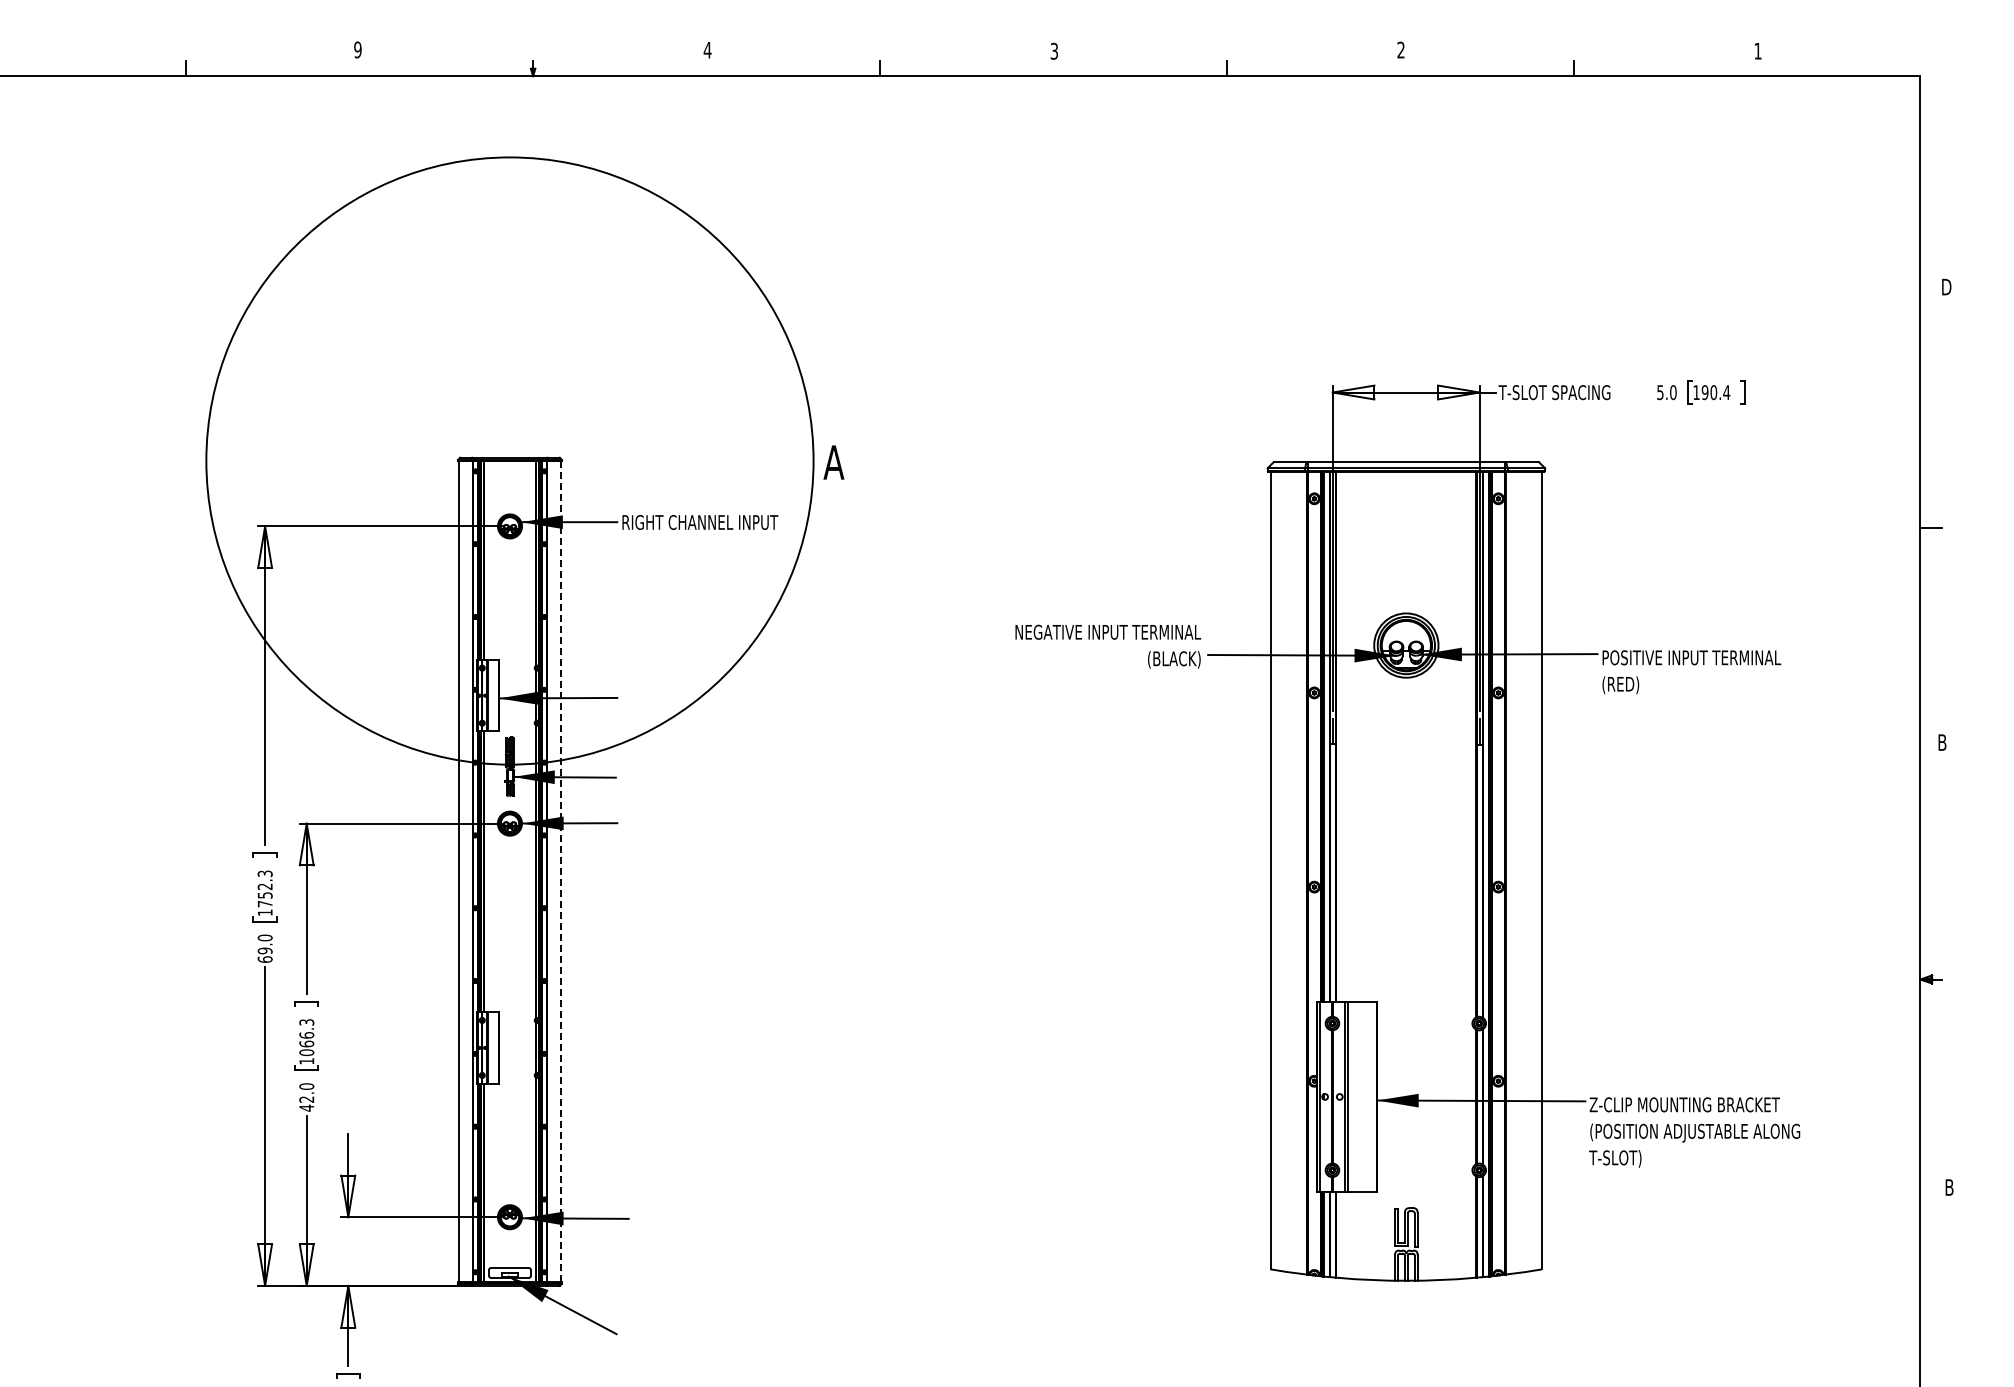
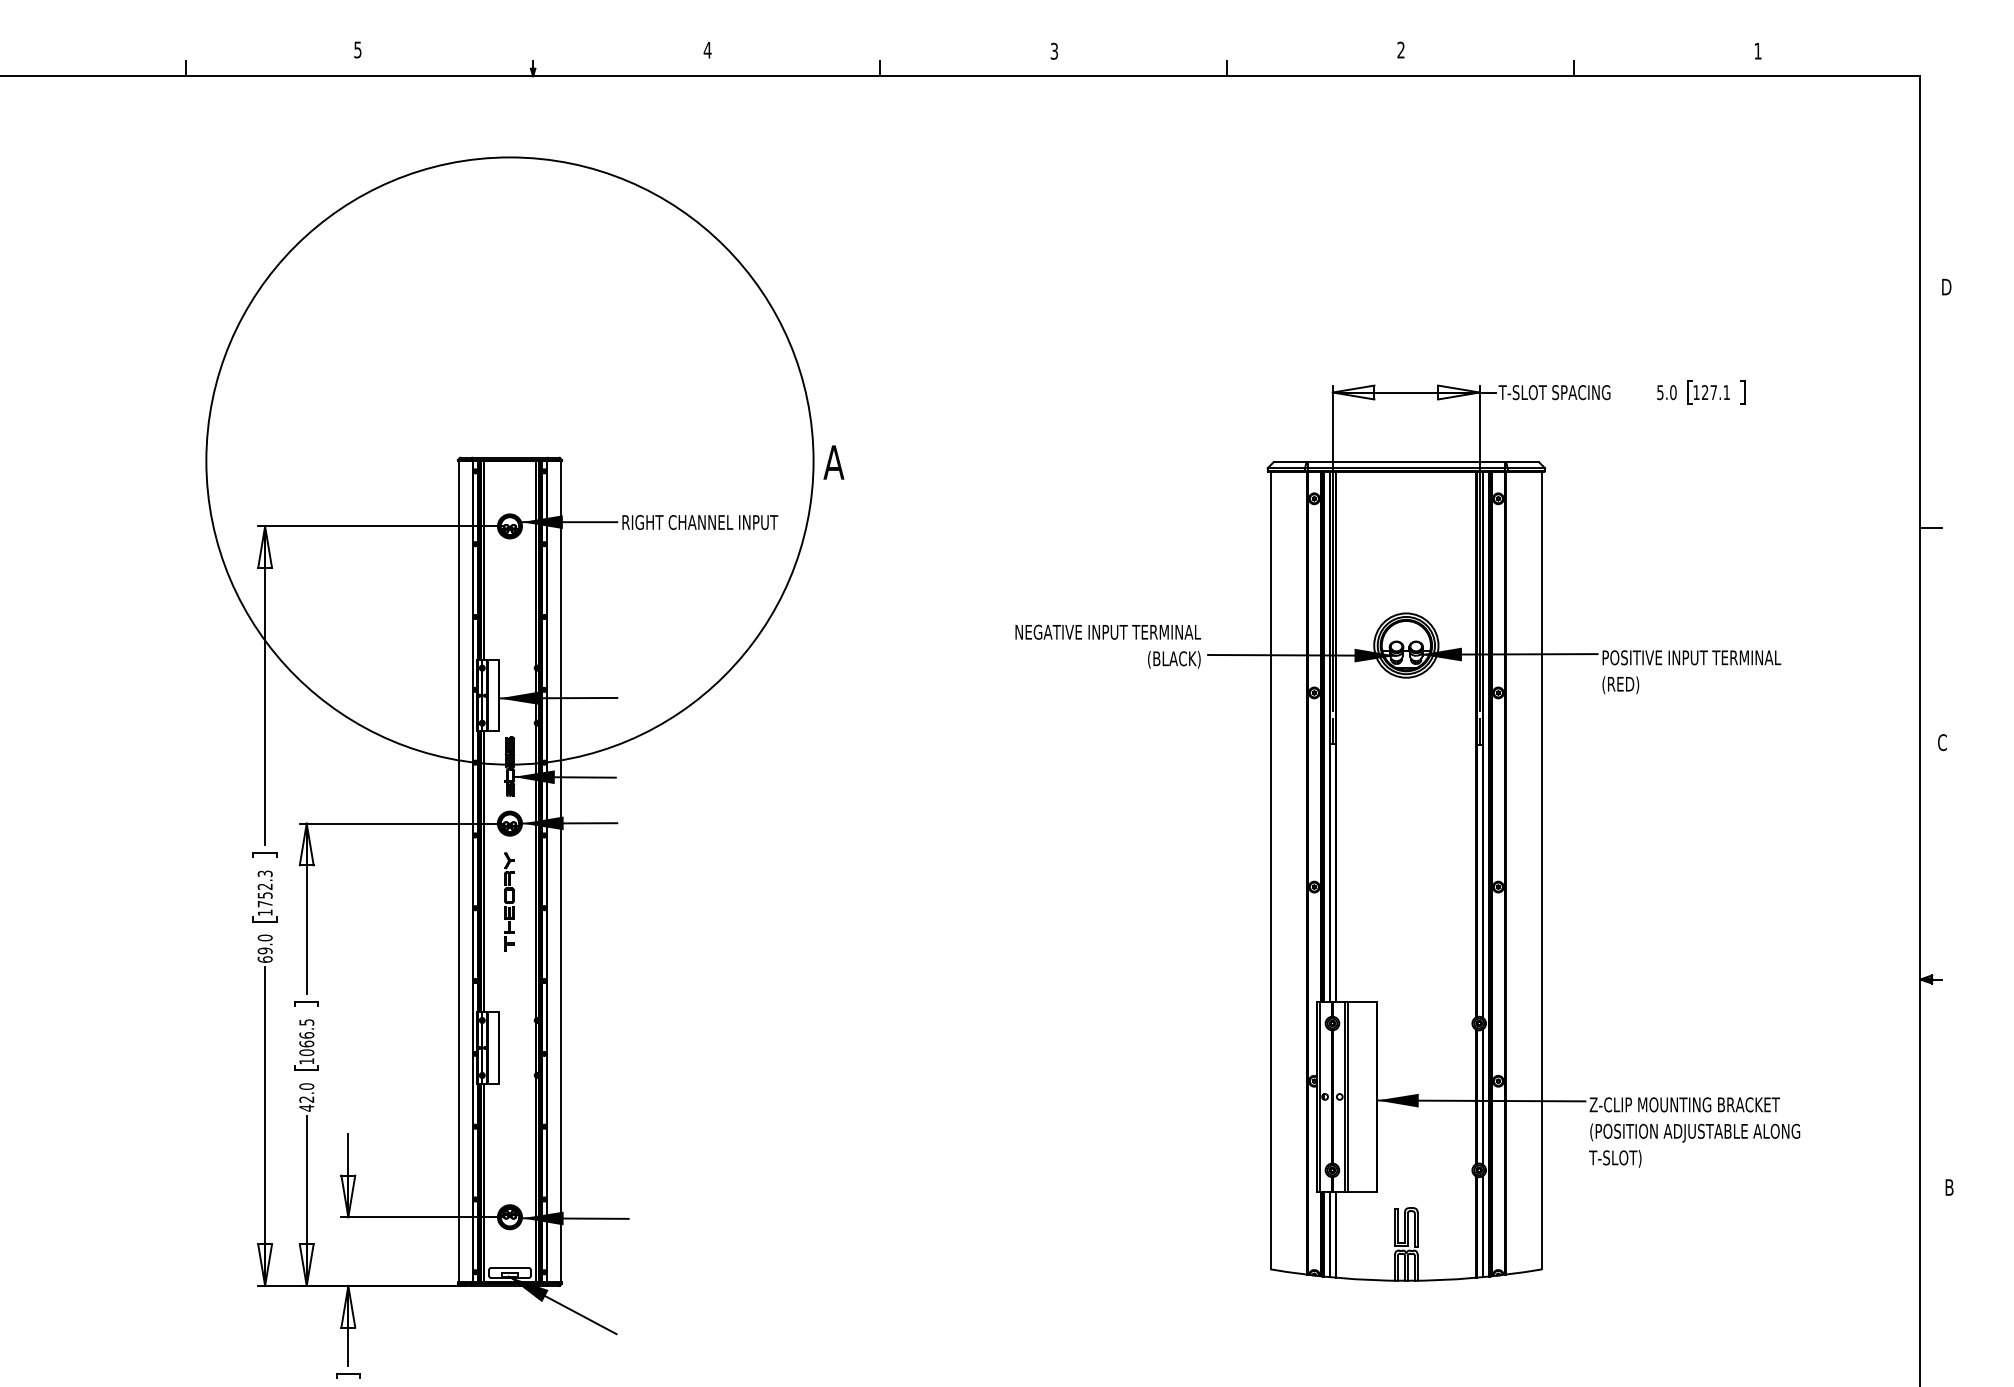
text: 9 -> 5 (357, 49)
text: 190.4 -> 127.1 (1715, 392)
text: B -> C (1942, 742)
line: dashed -> solid (560, 871)
part: none -> present (509, 901)
text: 1066.3 -> 1066.5 (306, 1022)
